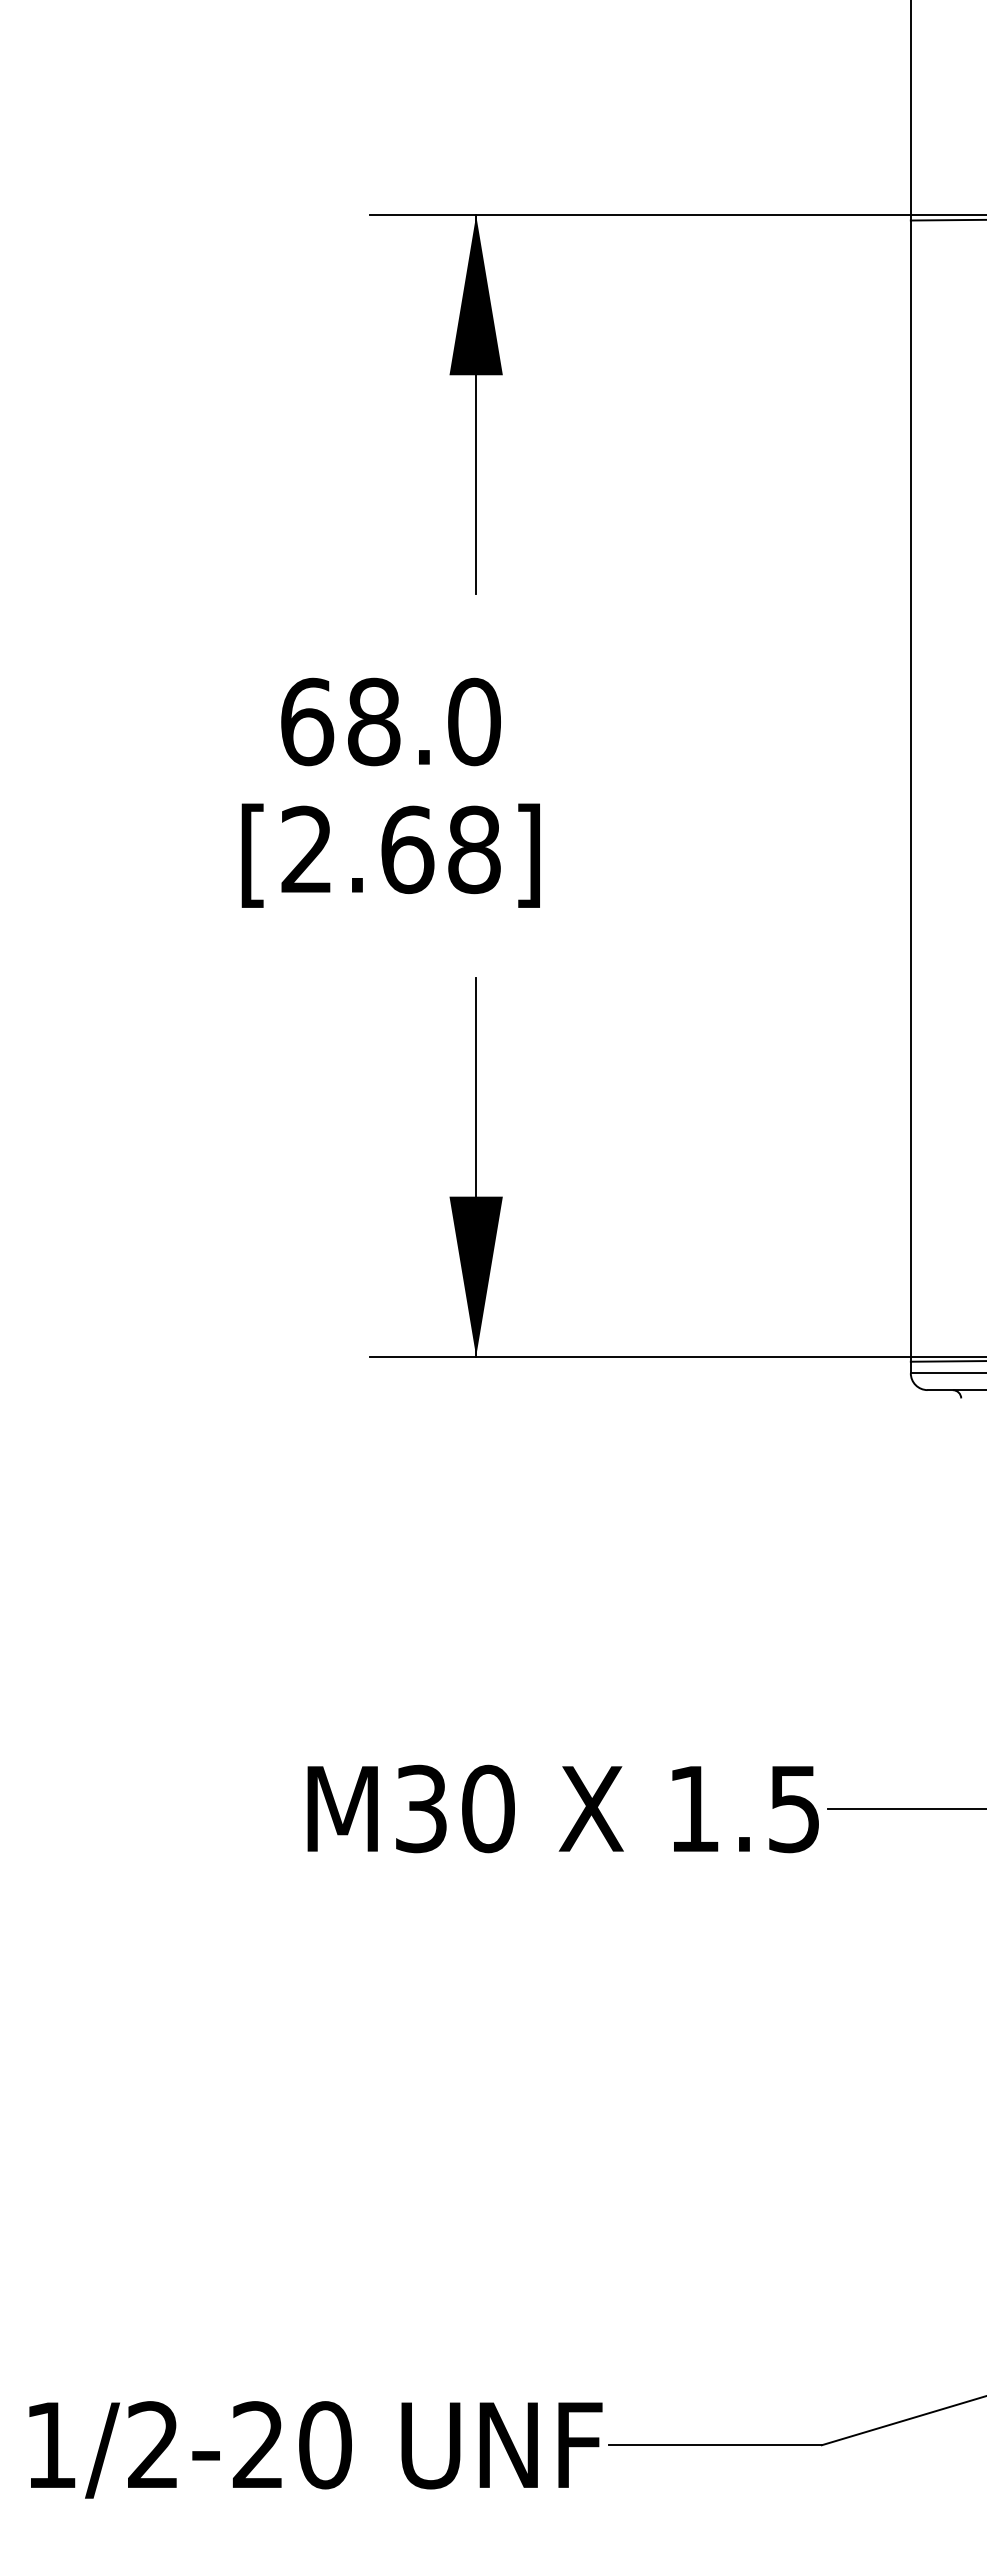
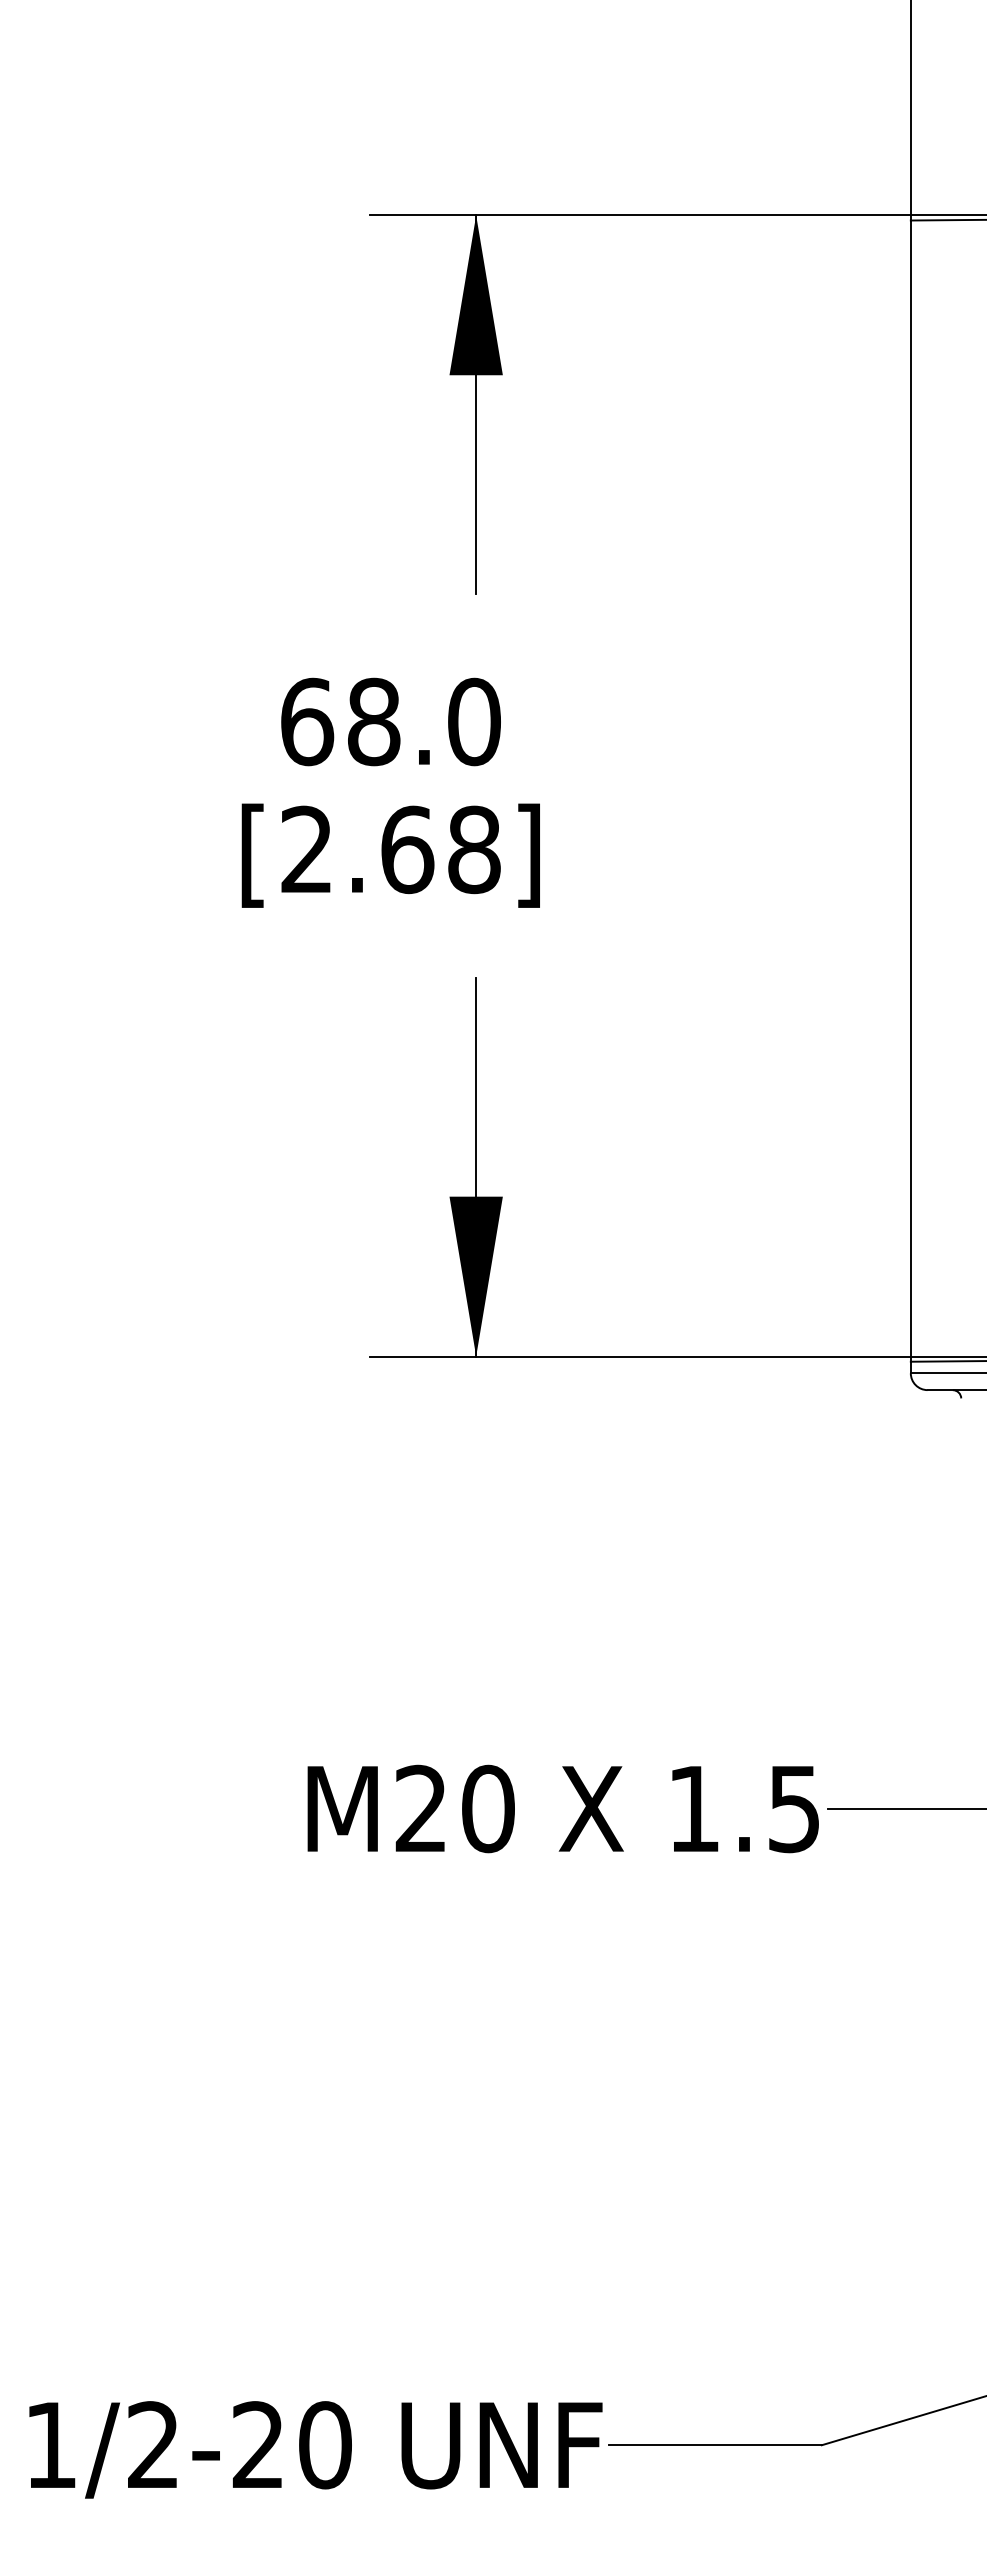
text: M30 -> M20 (420, 1808)
